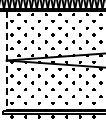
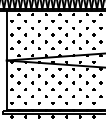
line: dashed -> solid (6, 61)
